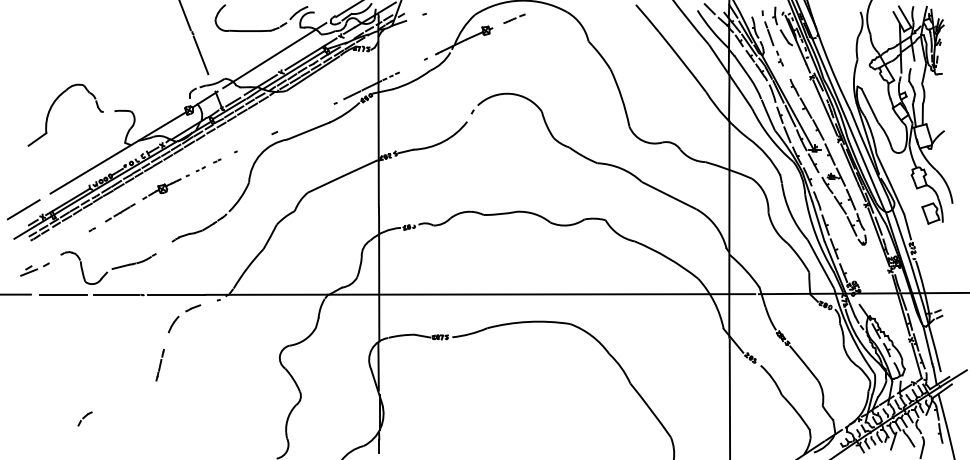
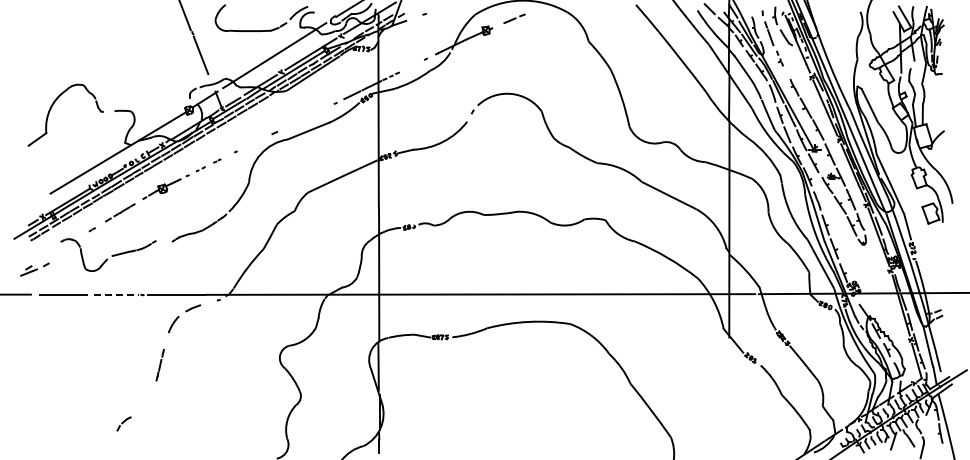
line: present -> none (23, 209)
part position: (108, 267) -> (108, 254) (108, 254)
line: solid -> dashed (116, 294)
line: present -> none (729, 397)
part position: (84, 418) -> (123, 423) (123, 423)
